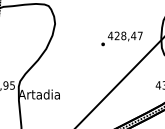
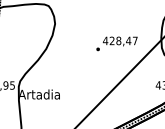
text position: (121, 38) -> (116, 43) (116, 43)
